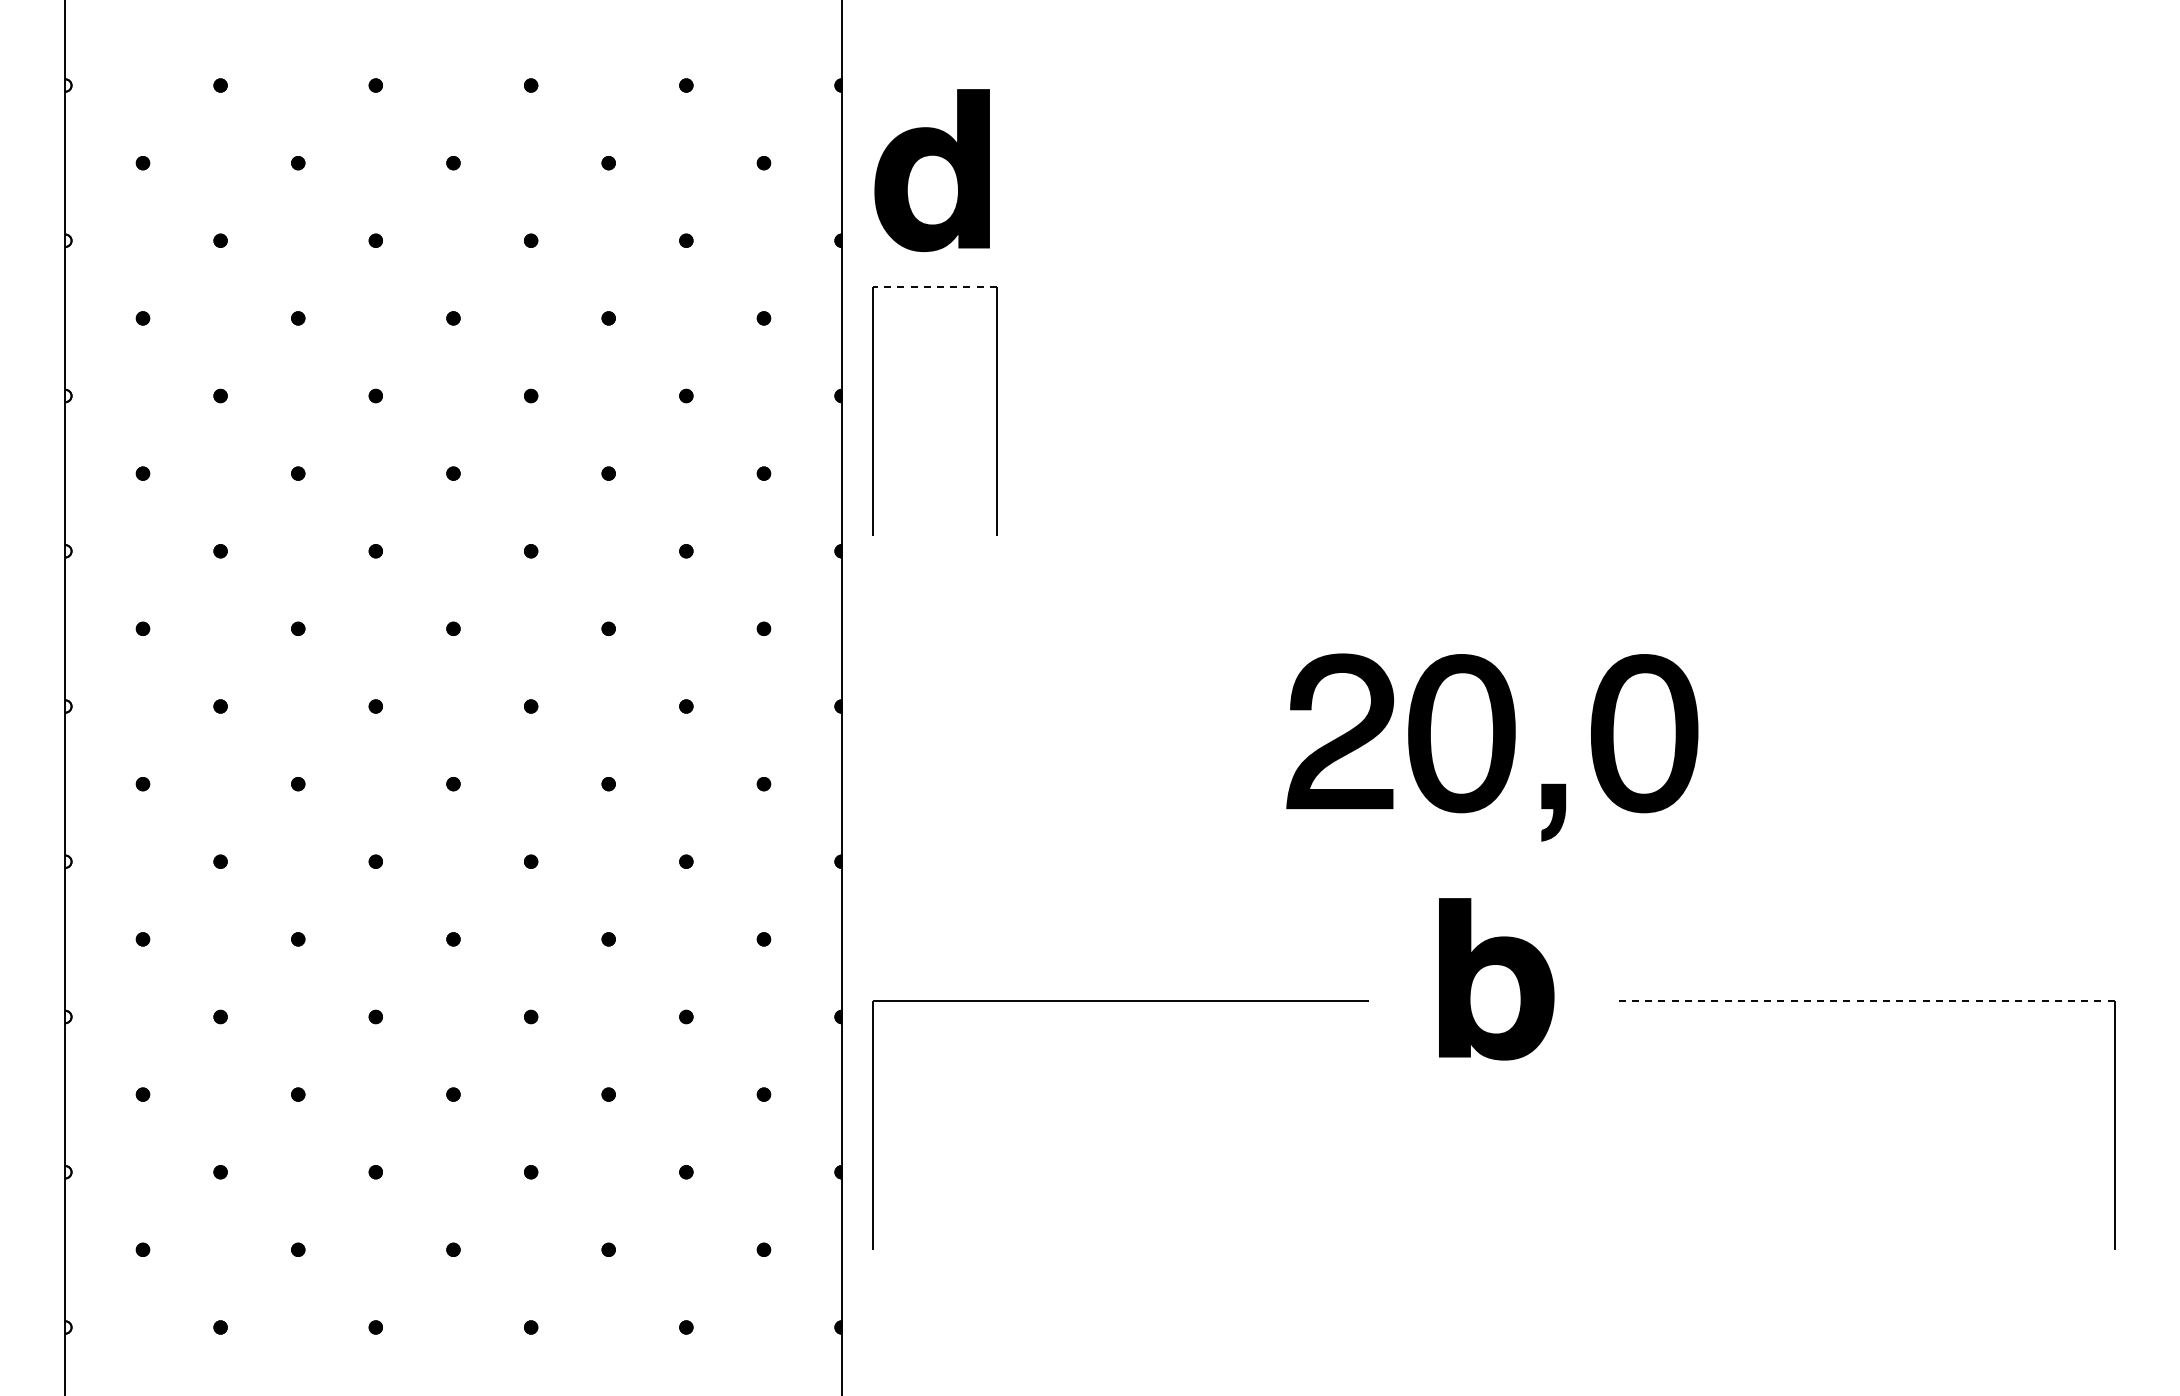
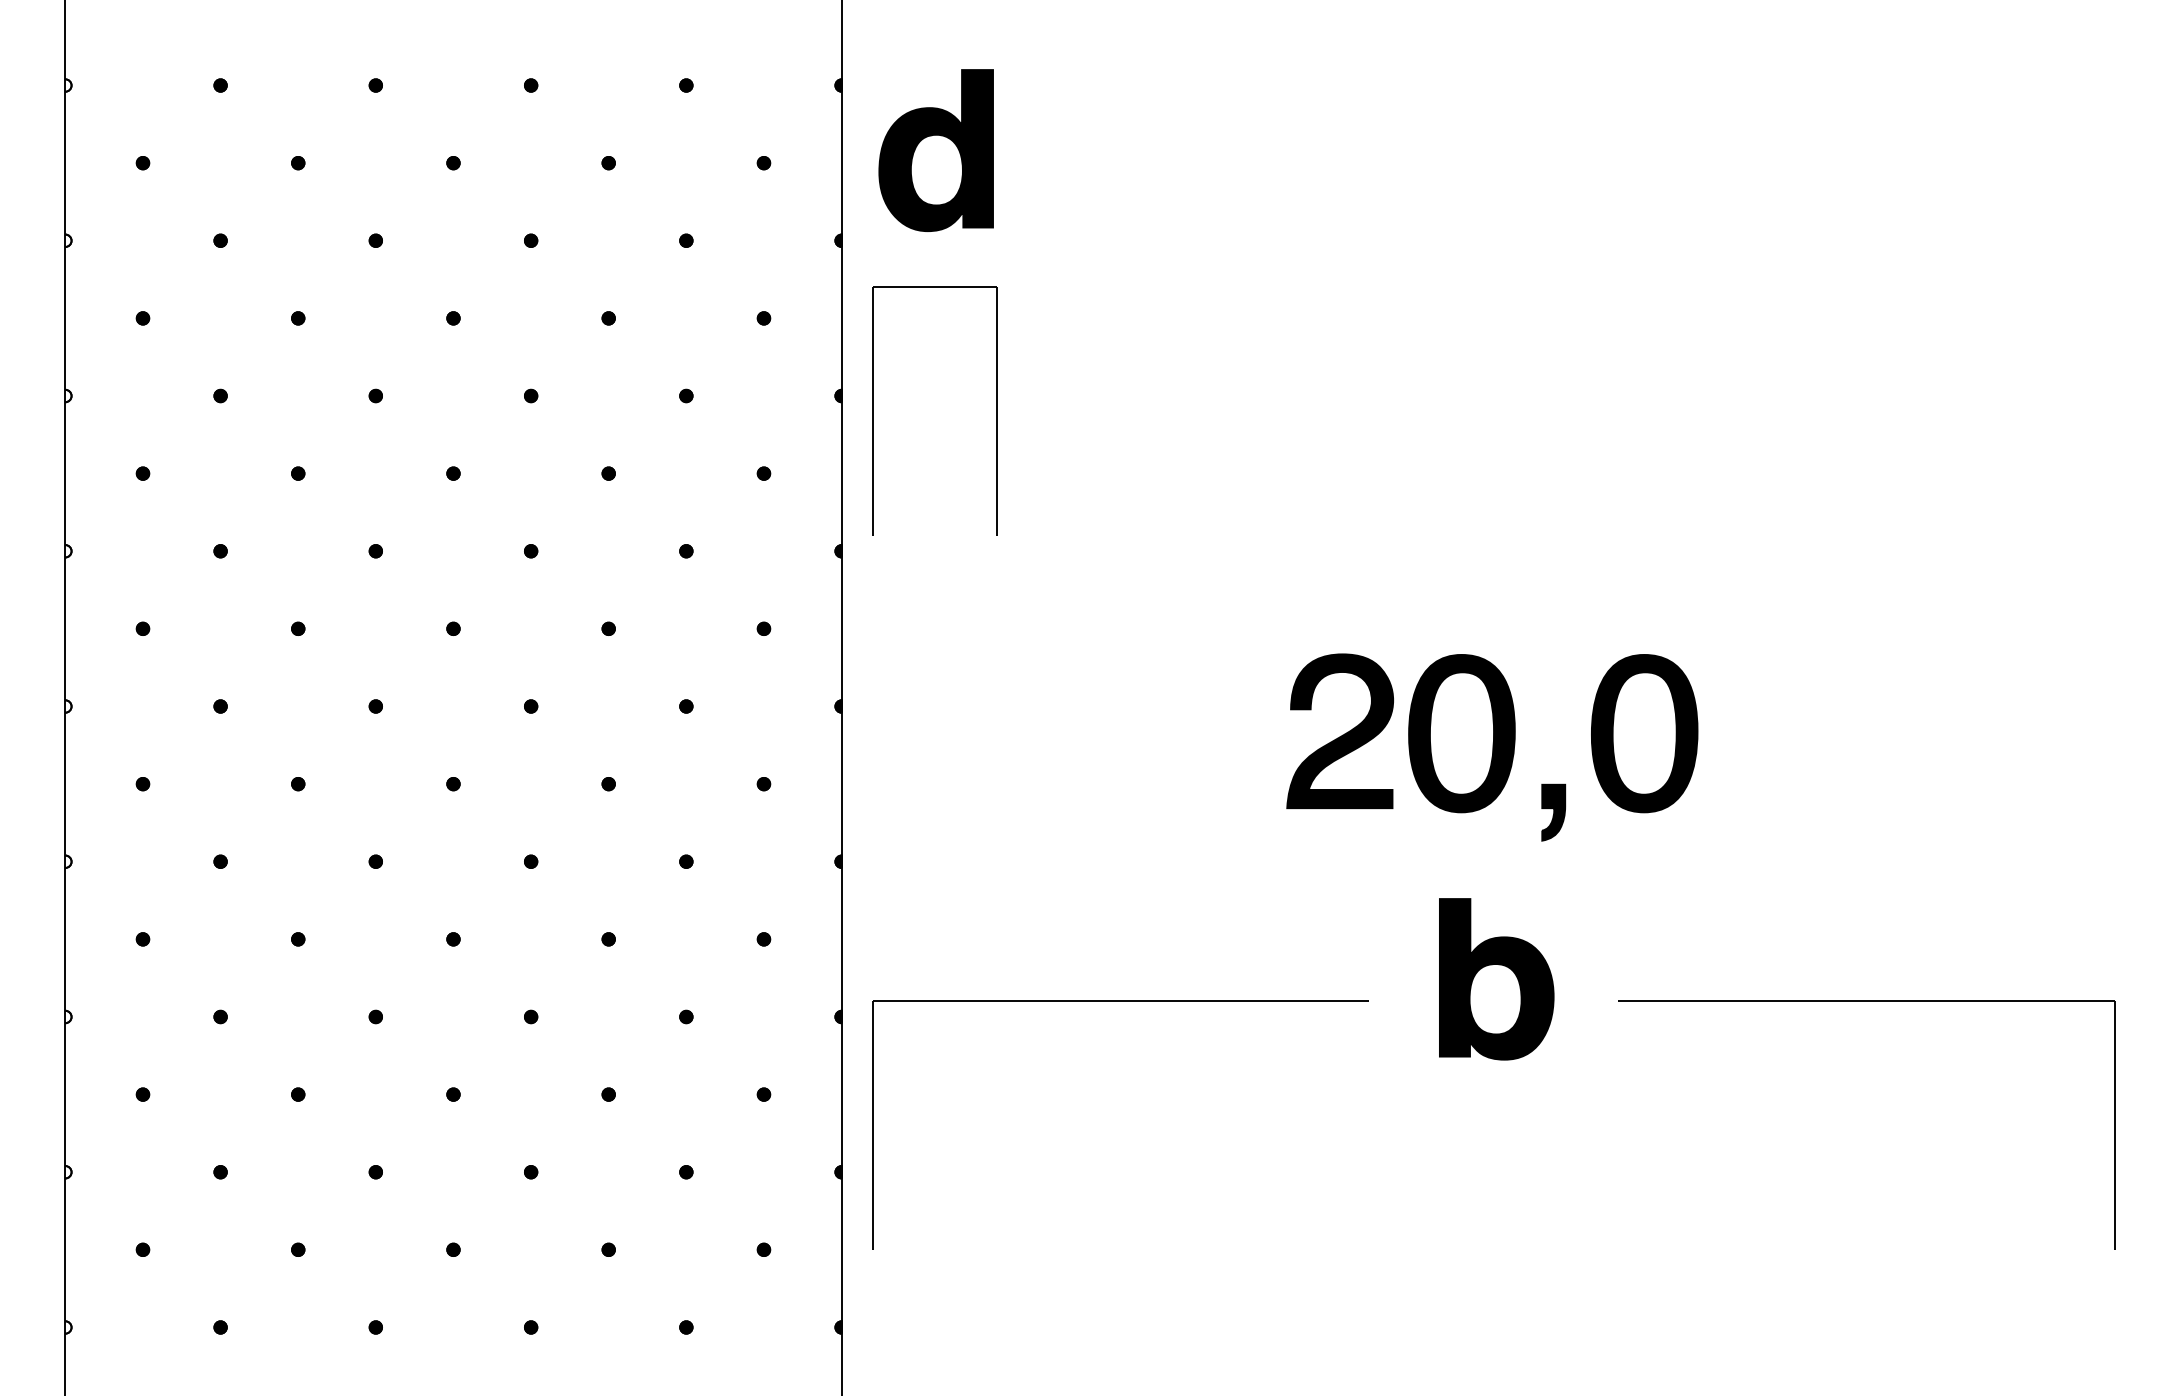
part position: (931, 170) -> (935, 150) (935, 150)
line: dashed -> solid (934, 287)
line: dashed -> solid (1865, 1001)
